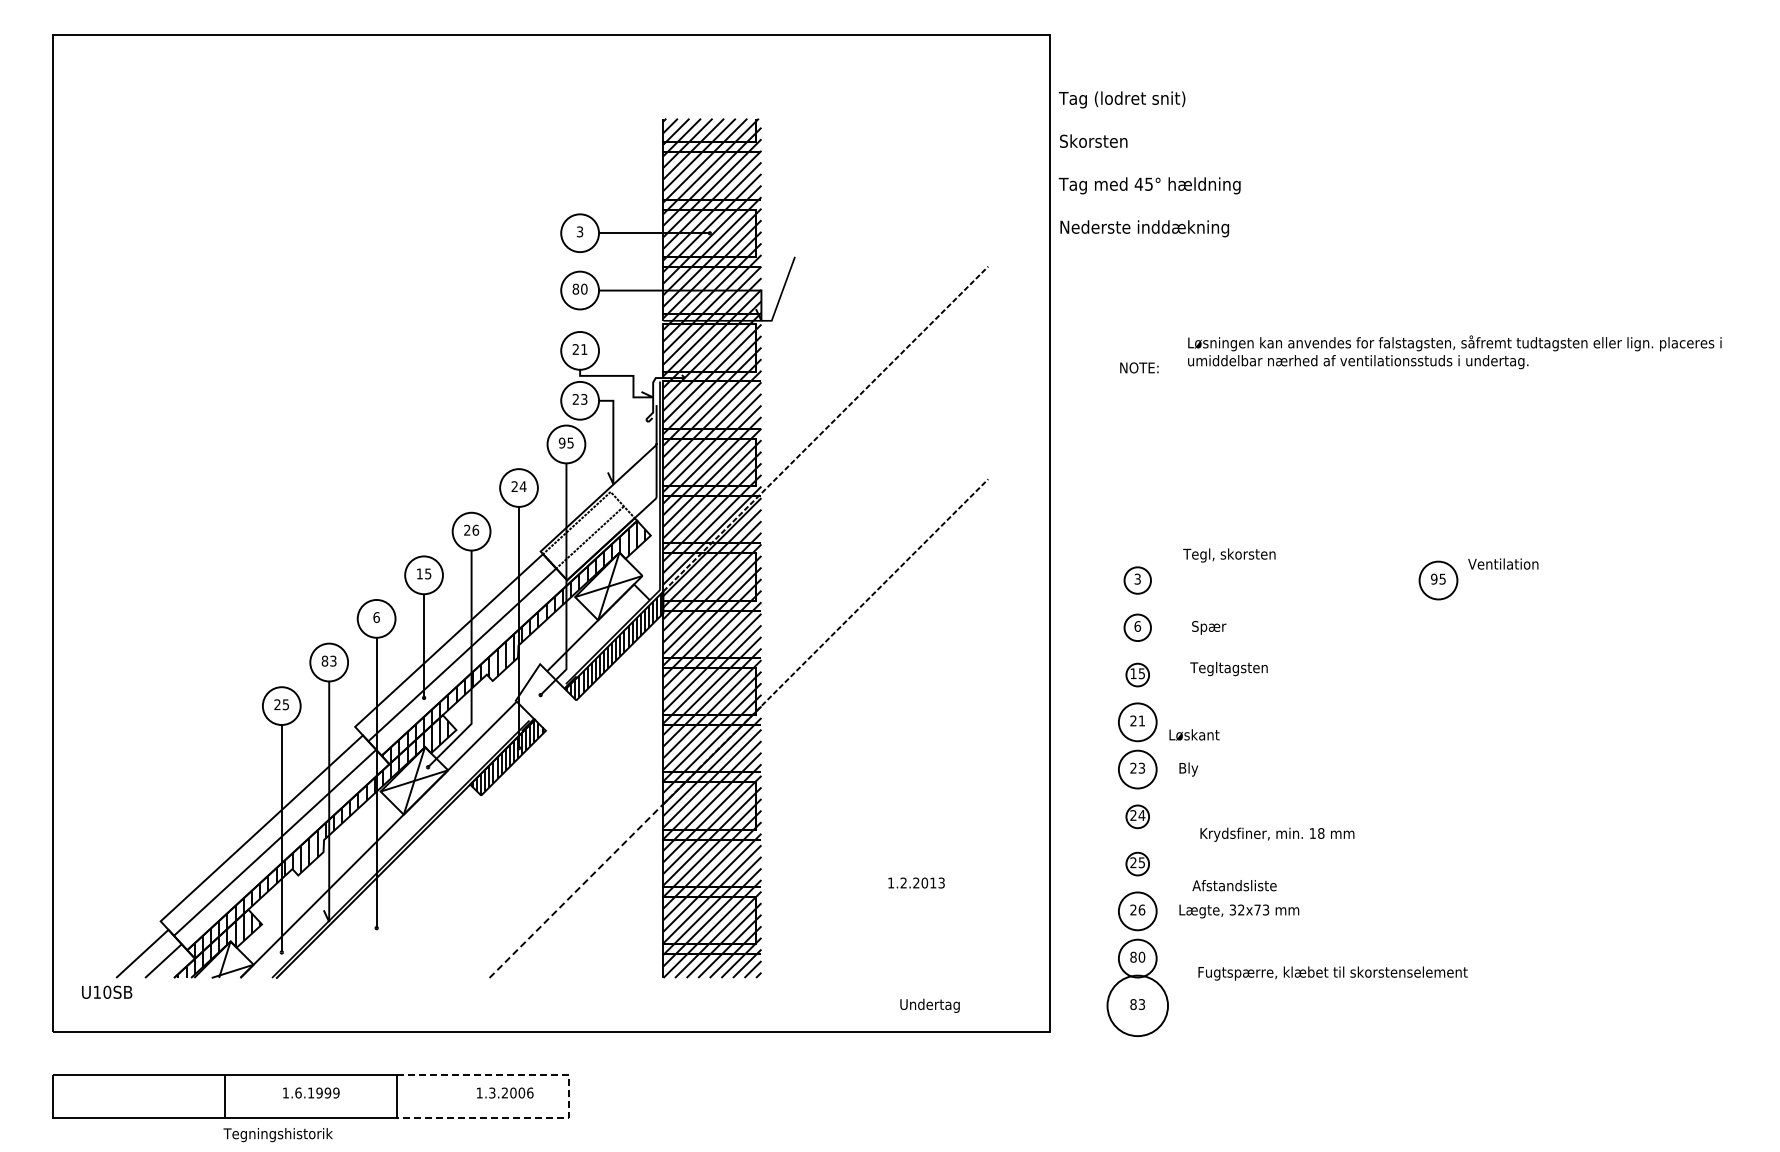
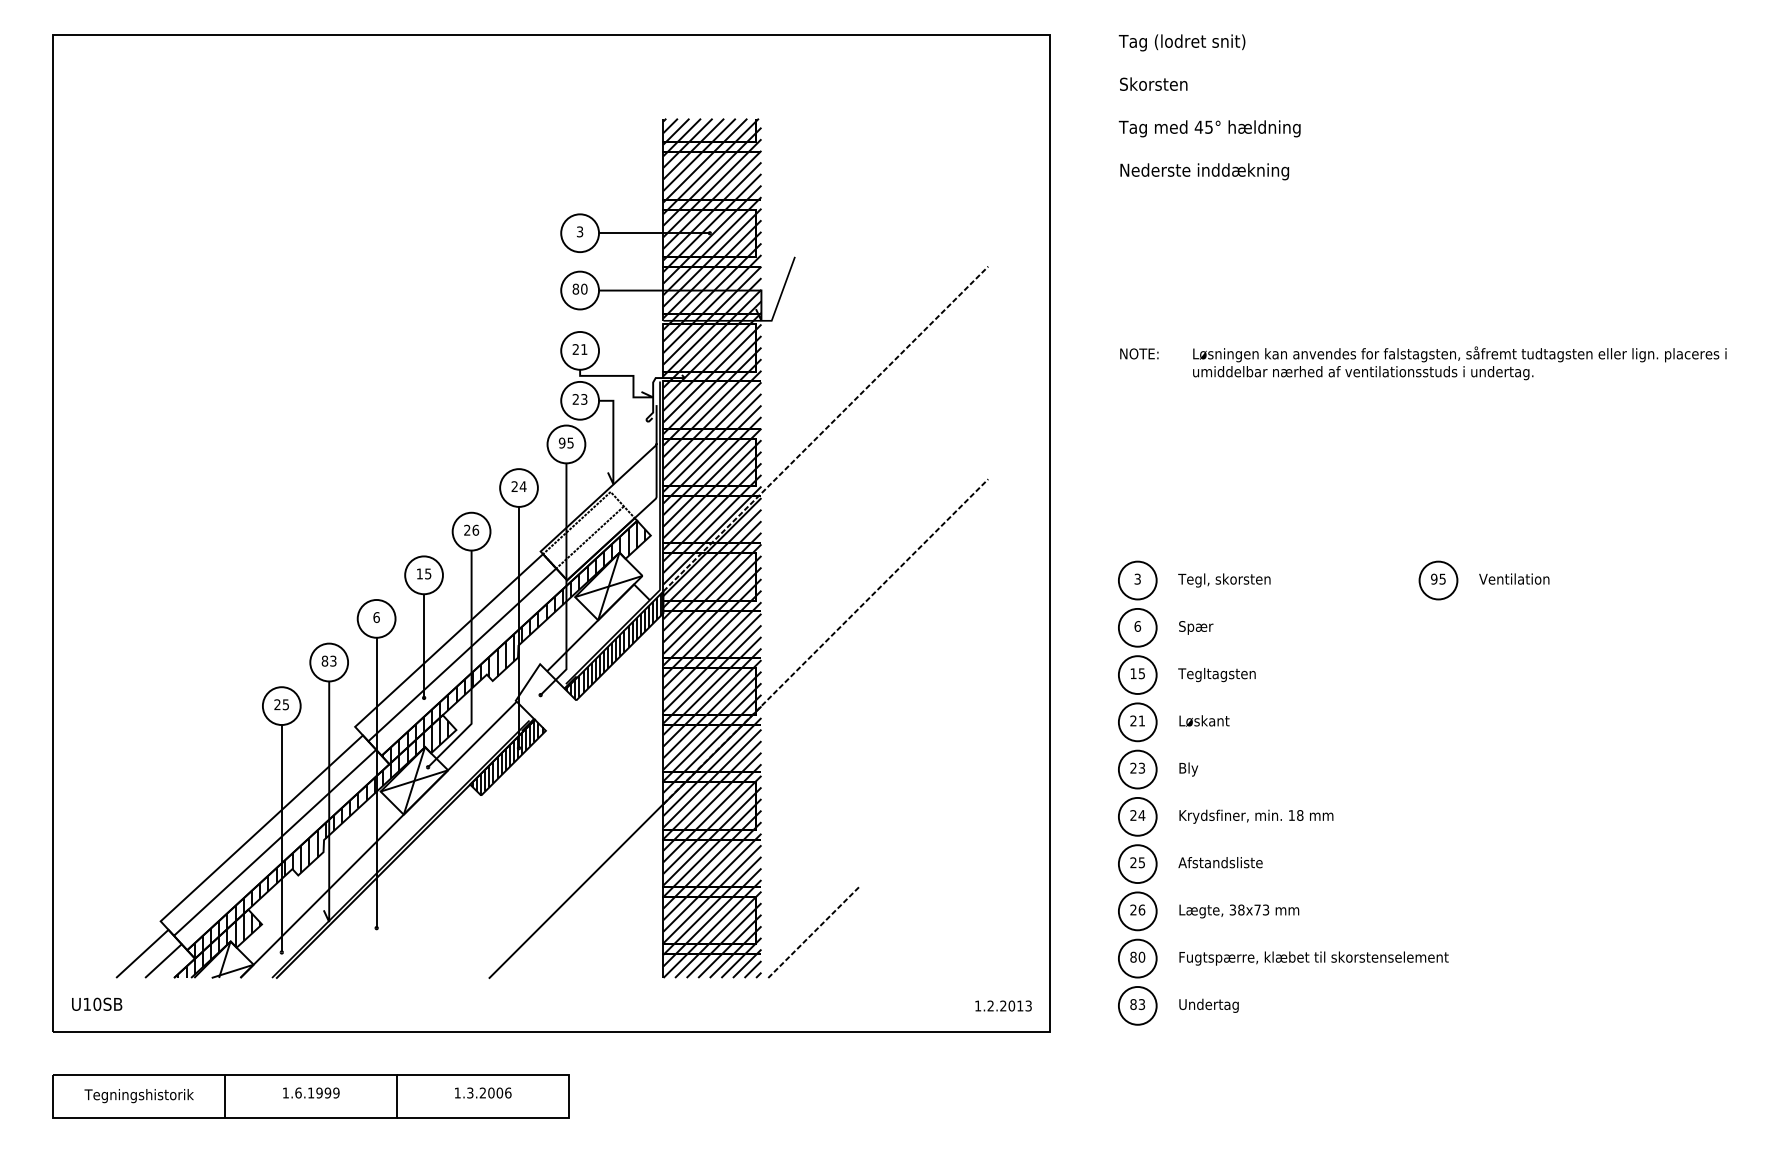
text position: (1149, 164) -> (1209, 107) (1209, 107)
text position: (1454, 352) -> (1459, 363) (1459, 363)
text position: (1139, 367) -> (1139, 353) (1139, 353)
text position: (1229, 555) -> (1224, 580) (1224, 580)
text position: (1503, 563) -> (1514, 578) (1514, 578)
circle diameter: 26 px -> 38 px (1137, 580)
circle diameter: 26 px -> 38 px (1137, 627)
text position: (1209, 627) -> (1196, 627) (1196, 627)
text position: (1228, 669) -> (1216, 675) (1216, 675)
circle diameter: 23 px -> 38 px (1137, 674)
text position: (1194, 734) -> (1204, 720) (1204, 720)
circle diameter: 23 px -> 38 px (1137, 816)
text position: (1277, 834) -> (1256, 816) (1256, 816)
circle diameter: 23 px -> 38 px (1137, 864)
text position: (916, 882) -> (1003, 1005) (1003, 1005)
text position: (1234, 885) -> (1220, 862) (1220, 862)
line: dashed -> solid (576, 891)
text: 32x73 -> 38x73 (1241, 909)
line: none -> present (813, 931)
text position: (1332, 973) -> (1313, 958) (1313, 958)
text position: (107, 991) -> (97, 1003) (97, 1003)
text position: (929, 1005) -> (1208, 1005) (1208, 1005)
circle diameter: 60 px -> 38 px (1137, 1005)
text position: (505, 1092) -> (483, 1092) (483, 1092)
line: dashed -> solid (568, 1096)
text position: (277, 1135) -> (138, 1096) (138, 1096)
